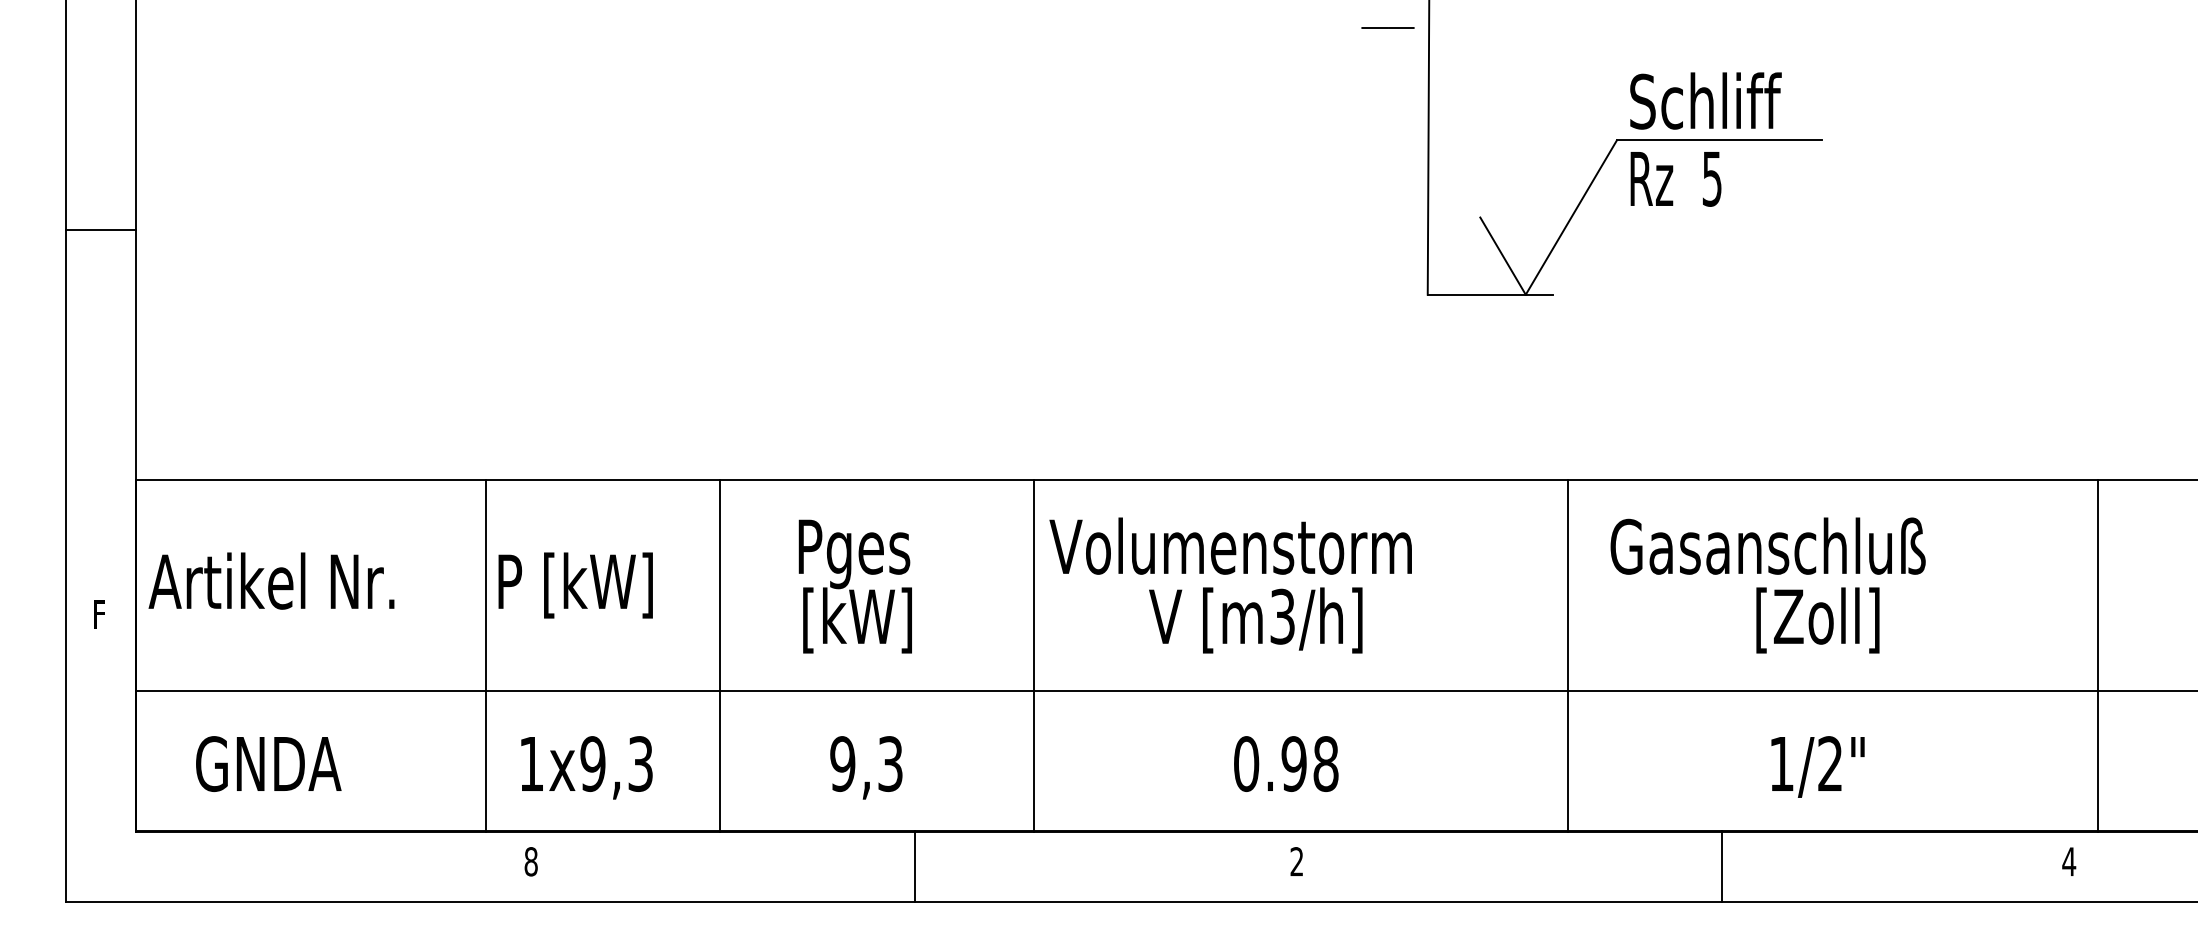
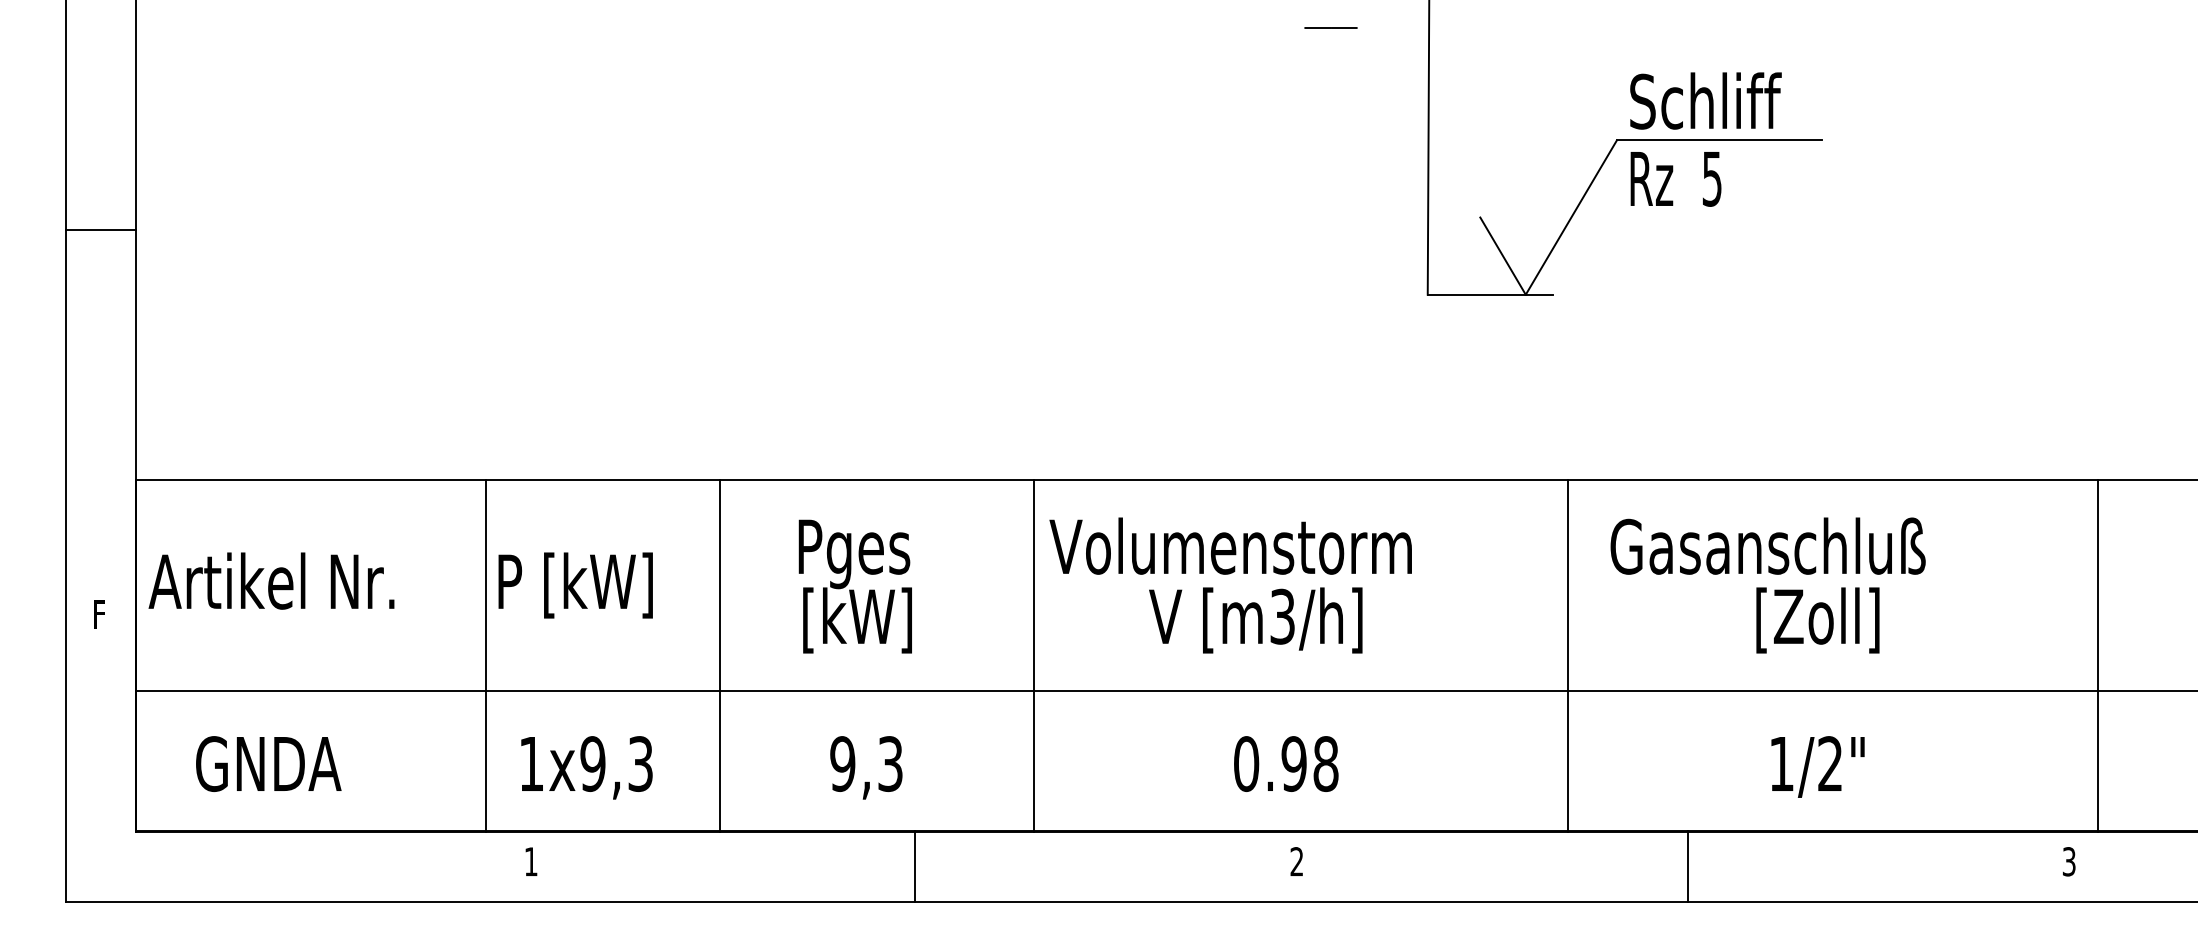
line position: (1387, 27) -> (1330, 27) (1330, 27)
text: 8 -> 1 (530, 861)
text: 4 -> 3 (2069, 861)
line position: (1721, 866) -> (1687, 866) (1687, 866)
